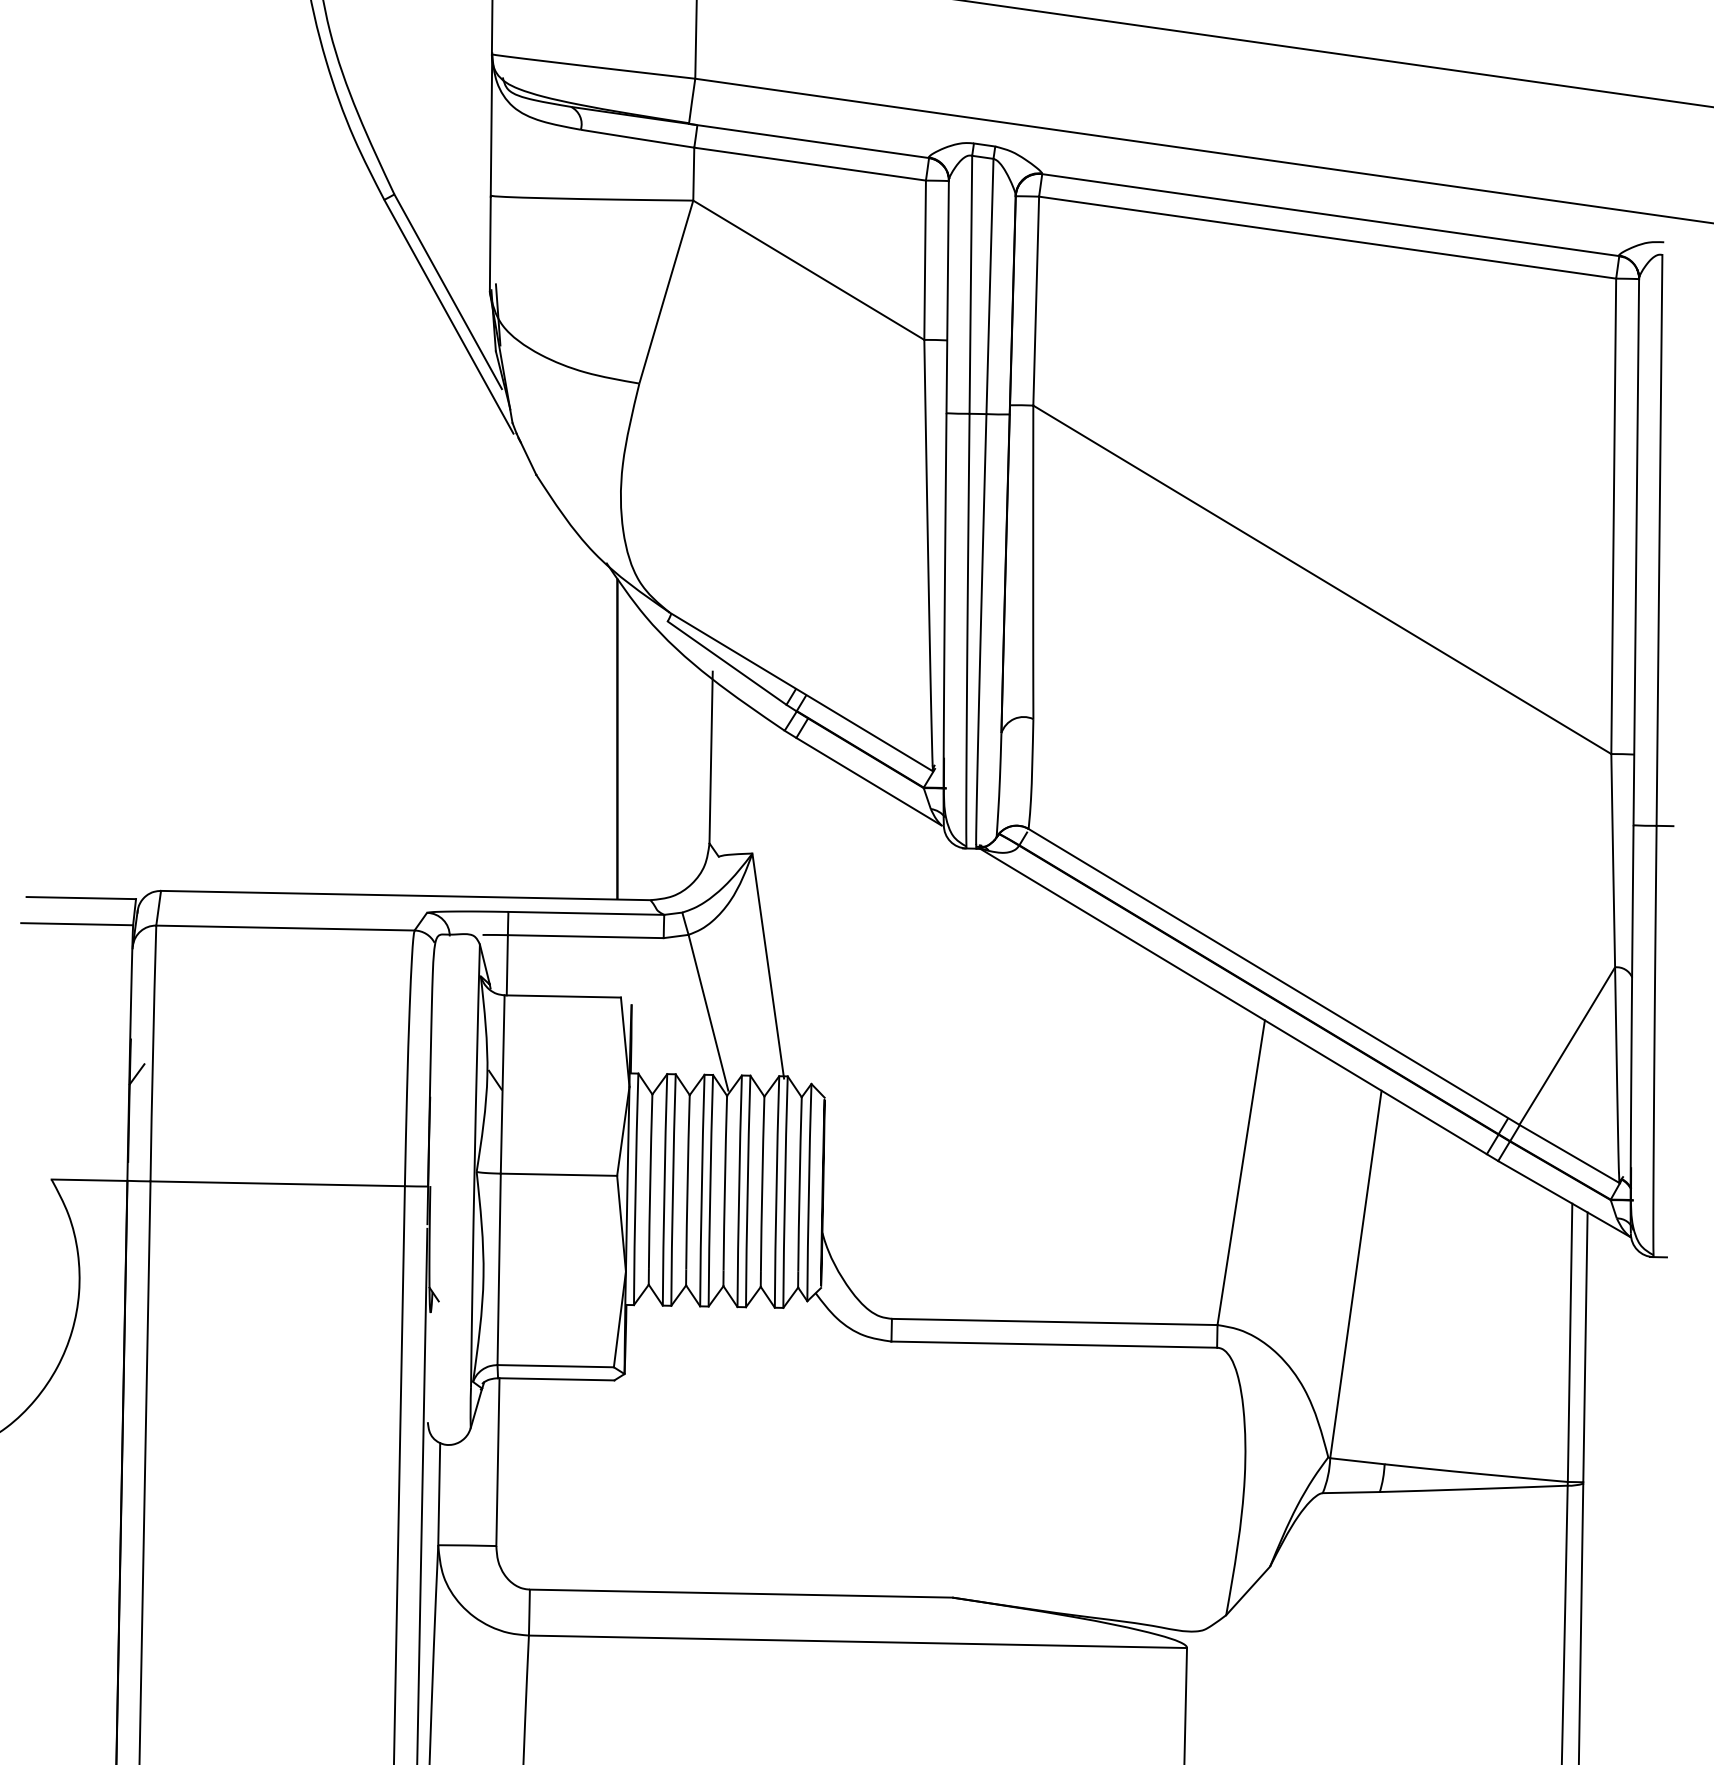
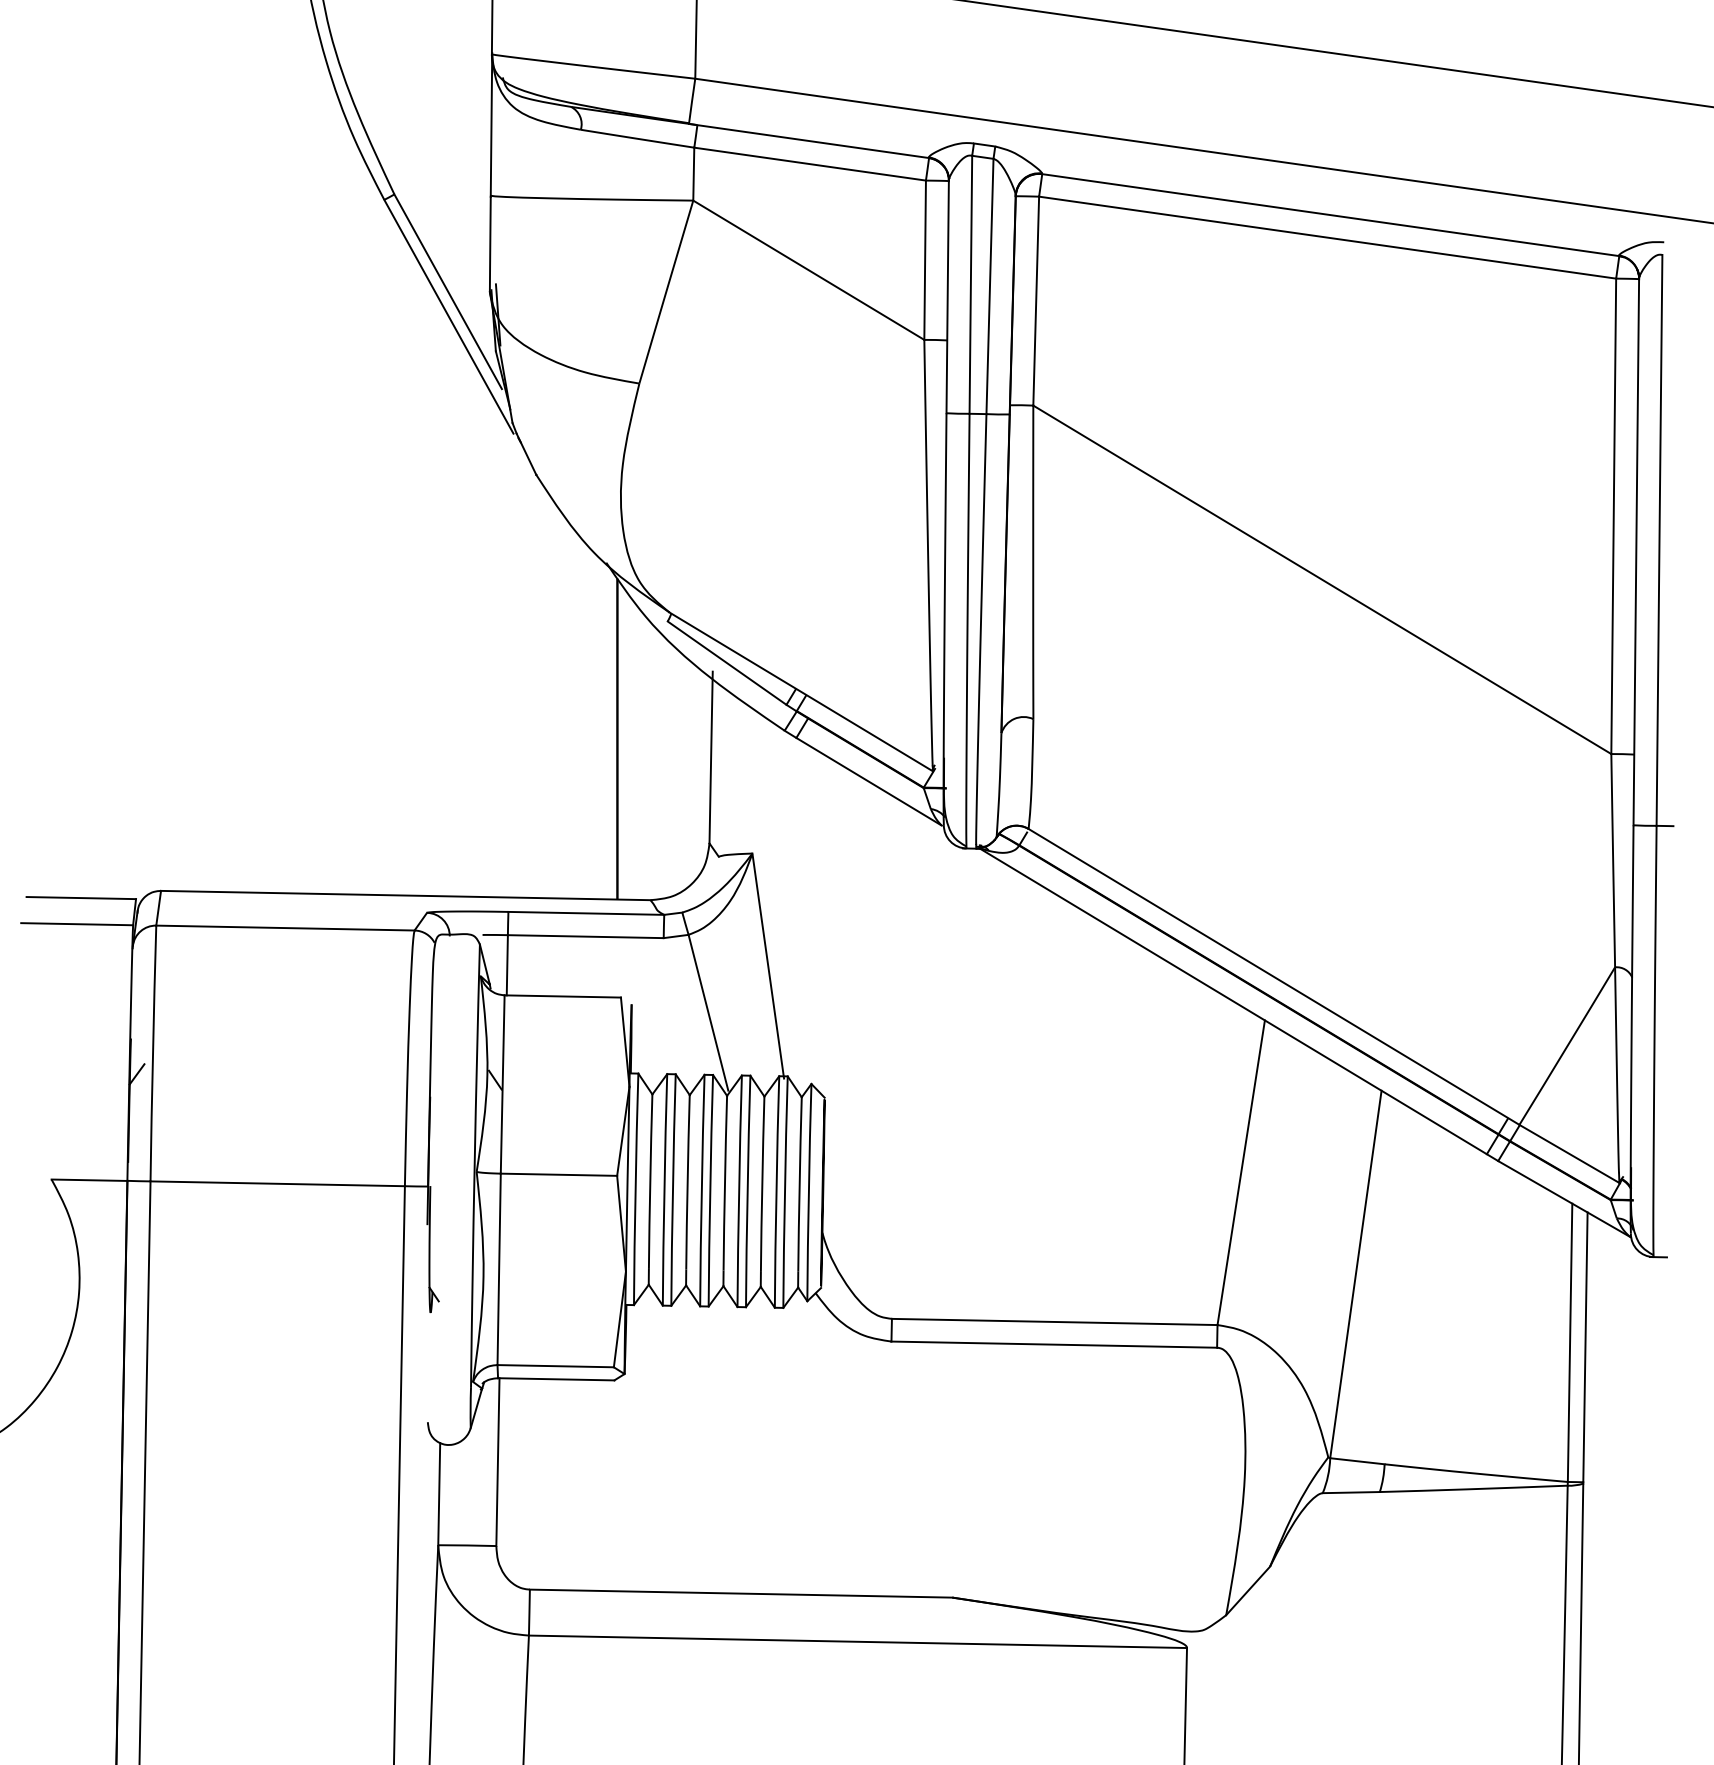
line: present -> none (422, 1494)
